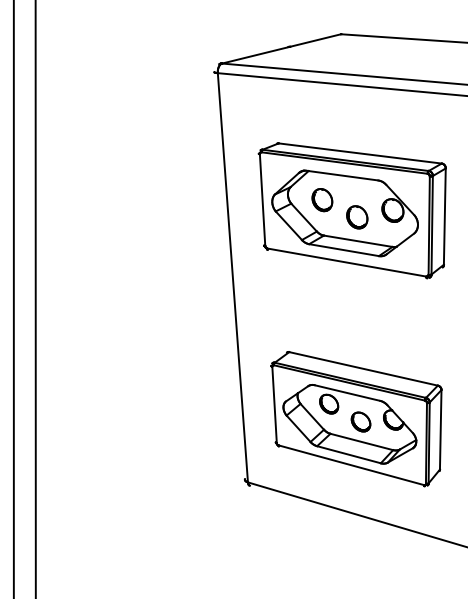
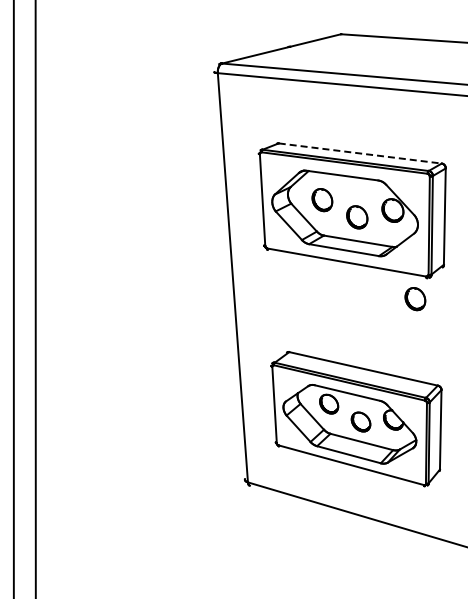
line: solid -> dashed (360, 153)
part: none -> present (415, 299)
